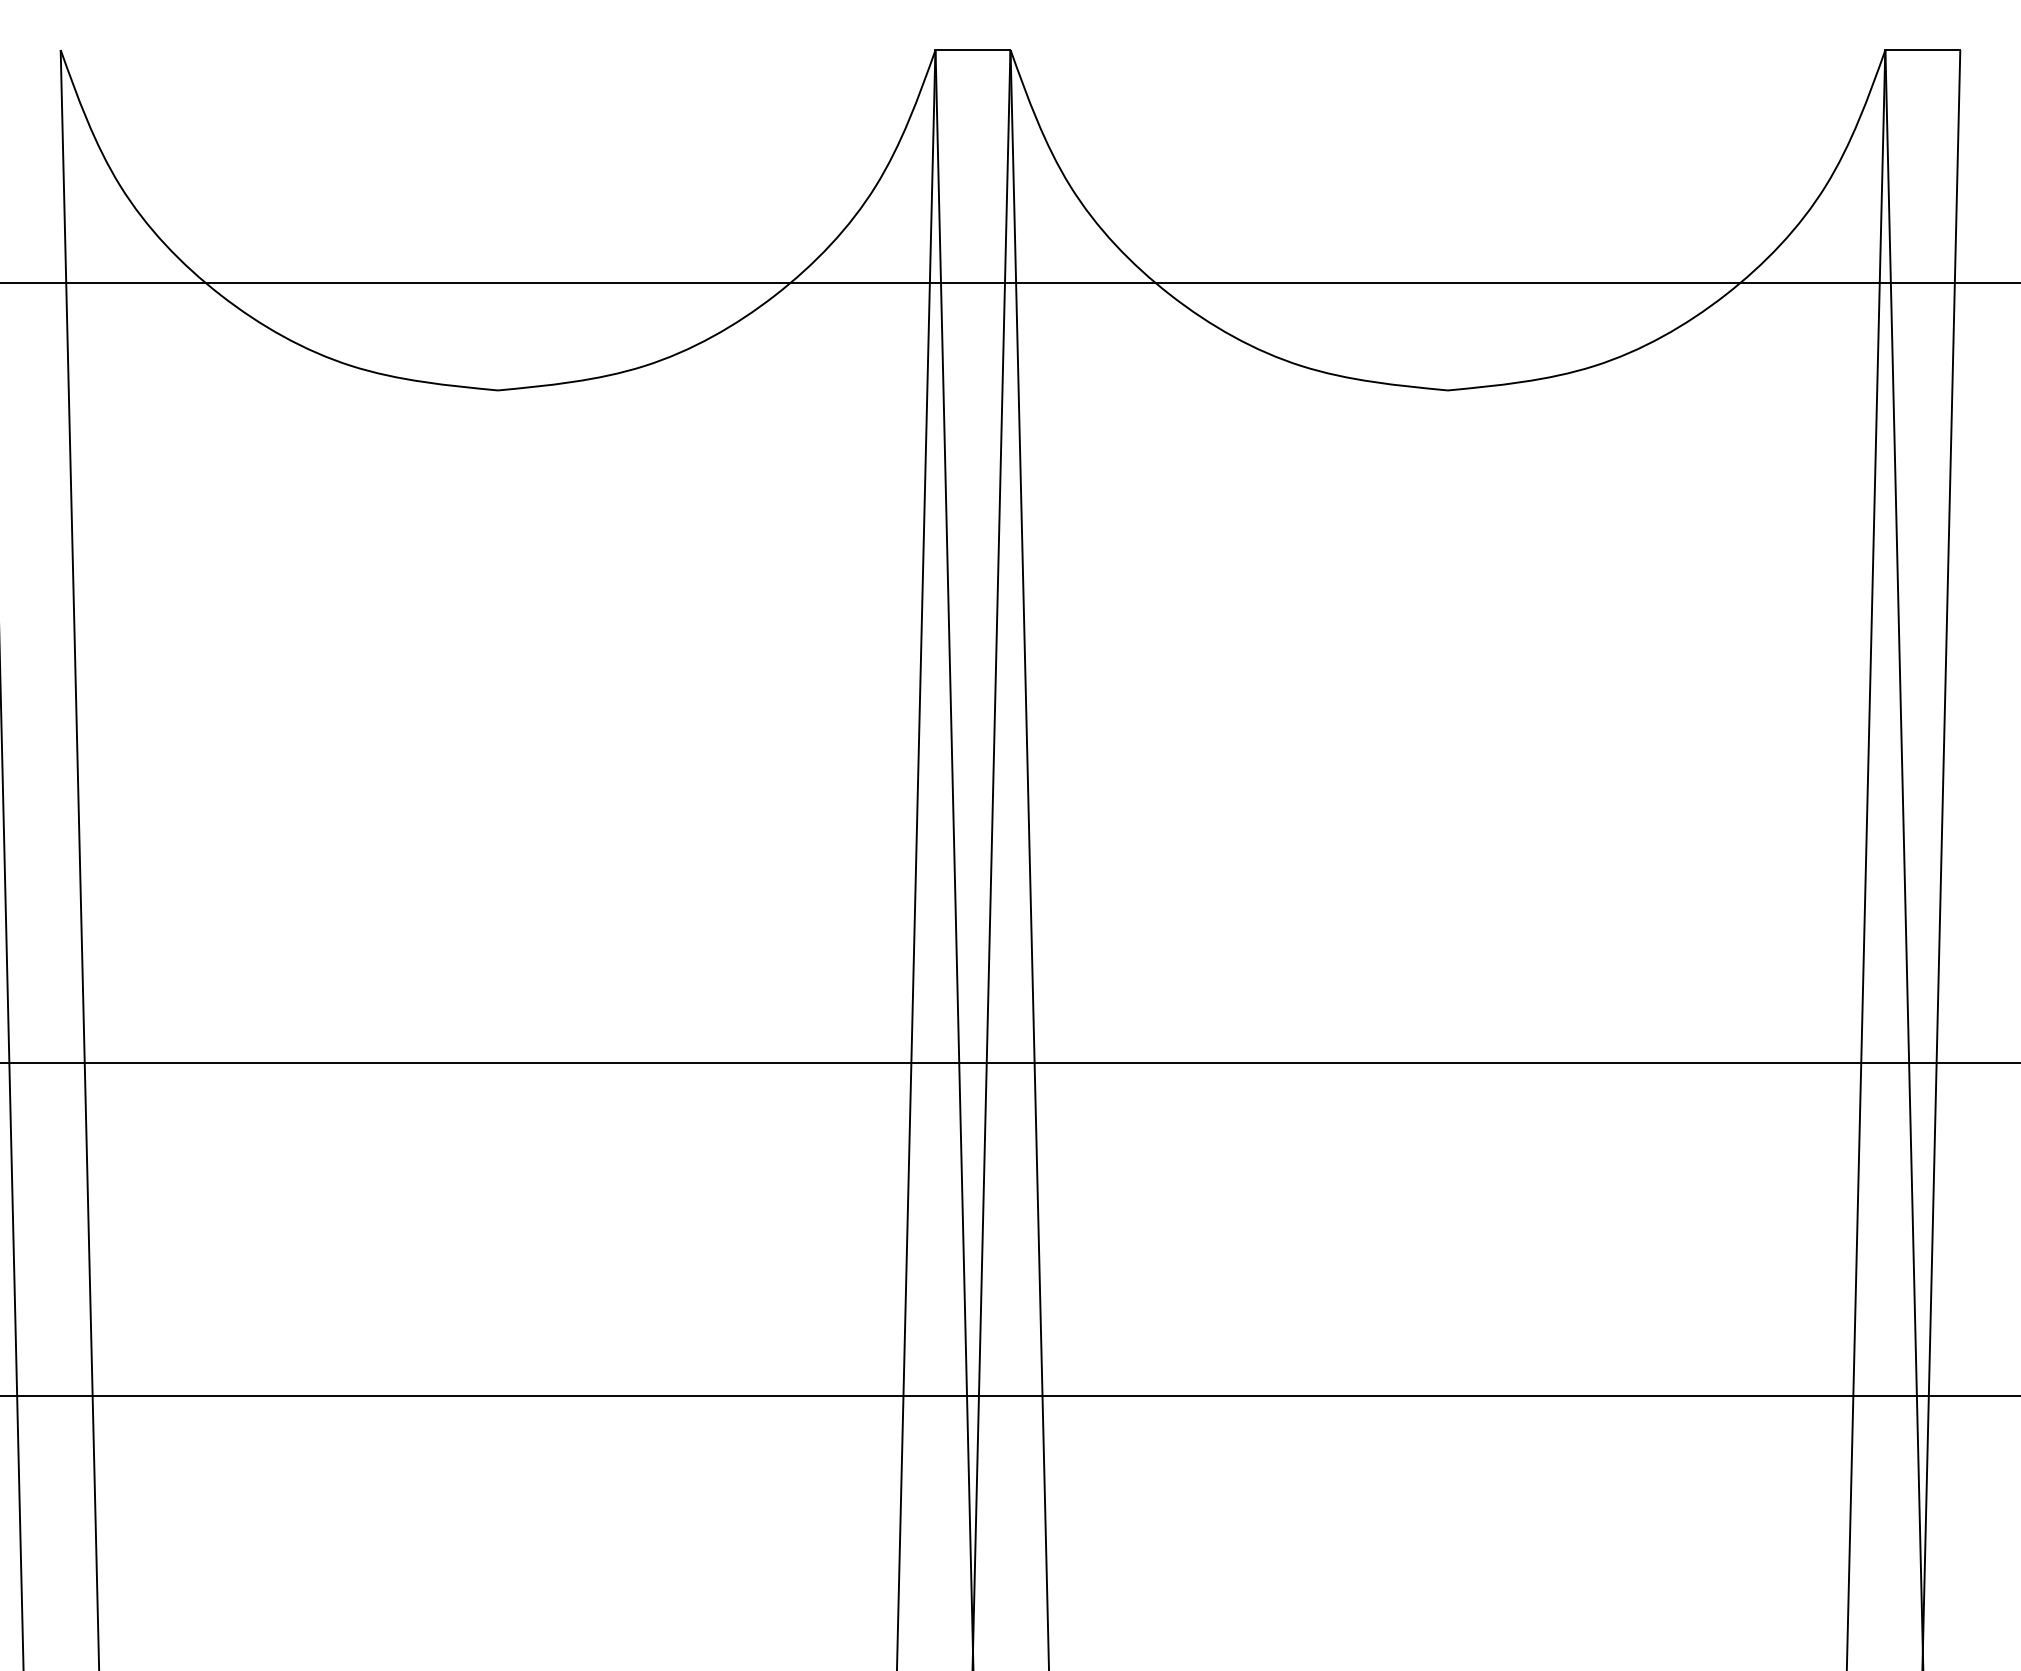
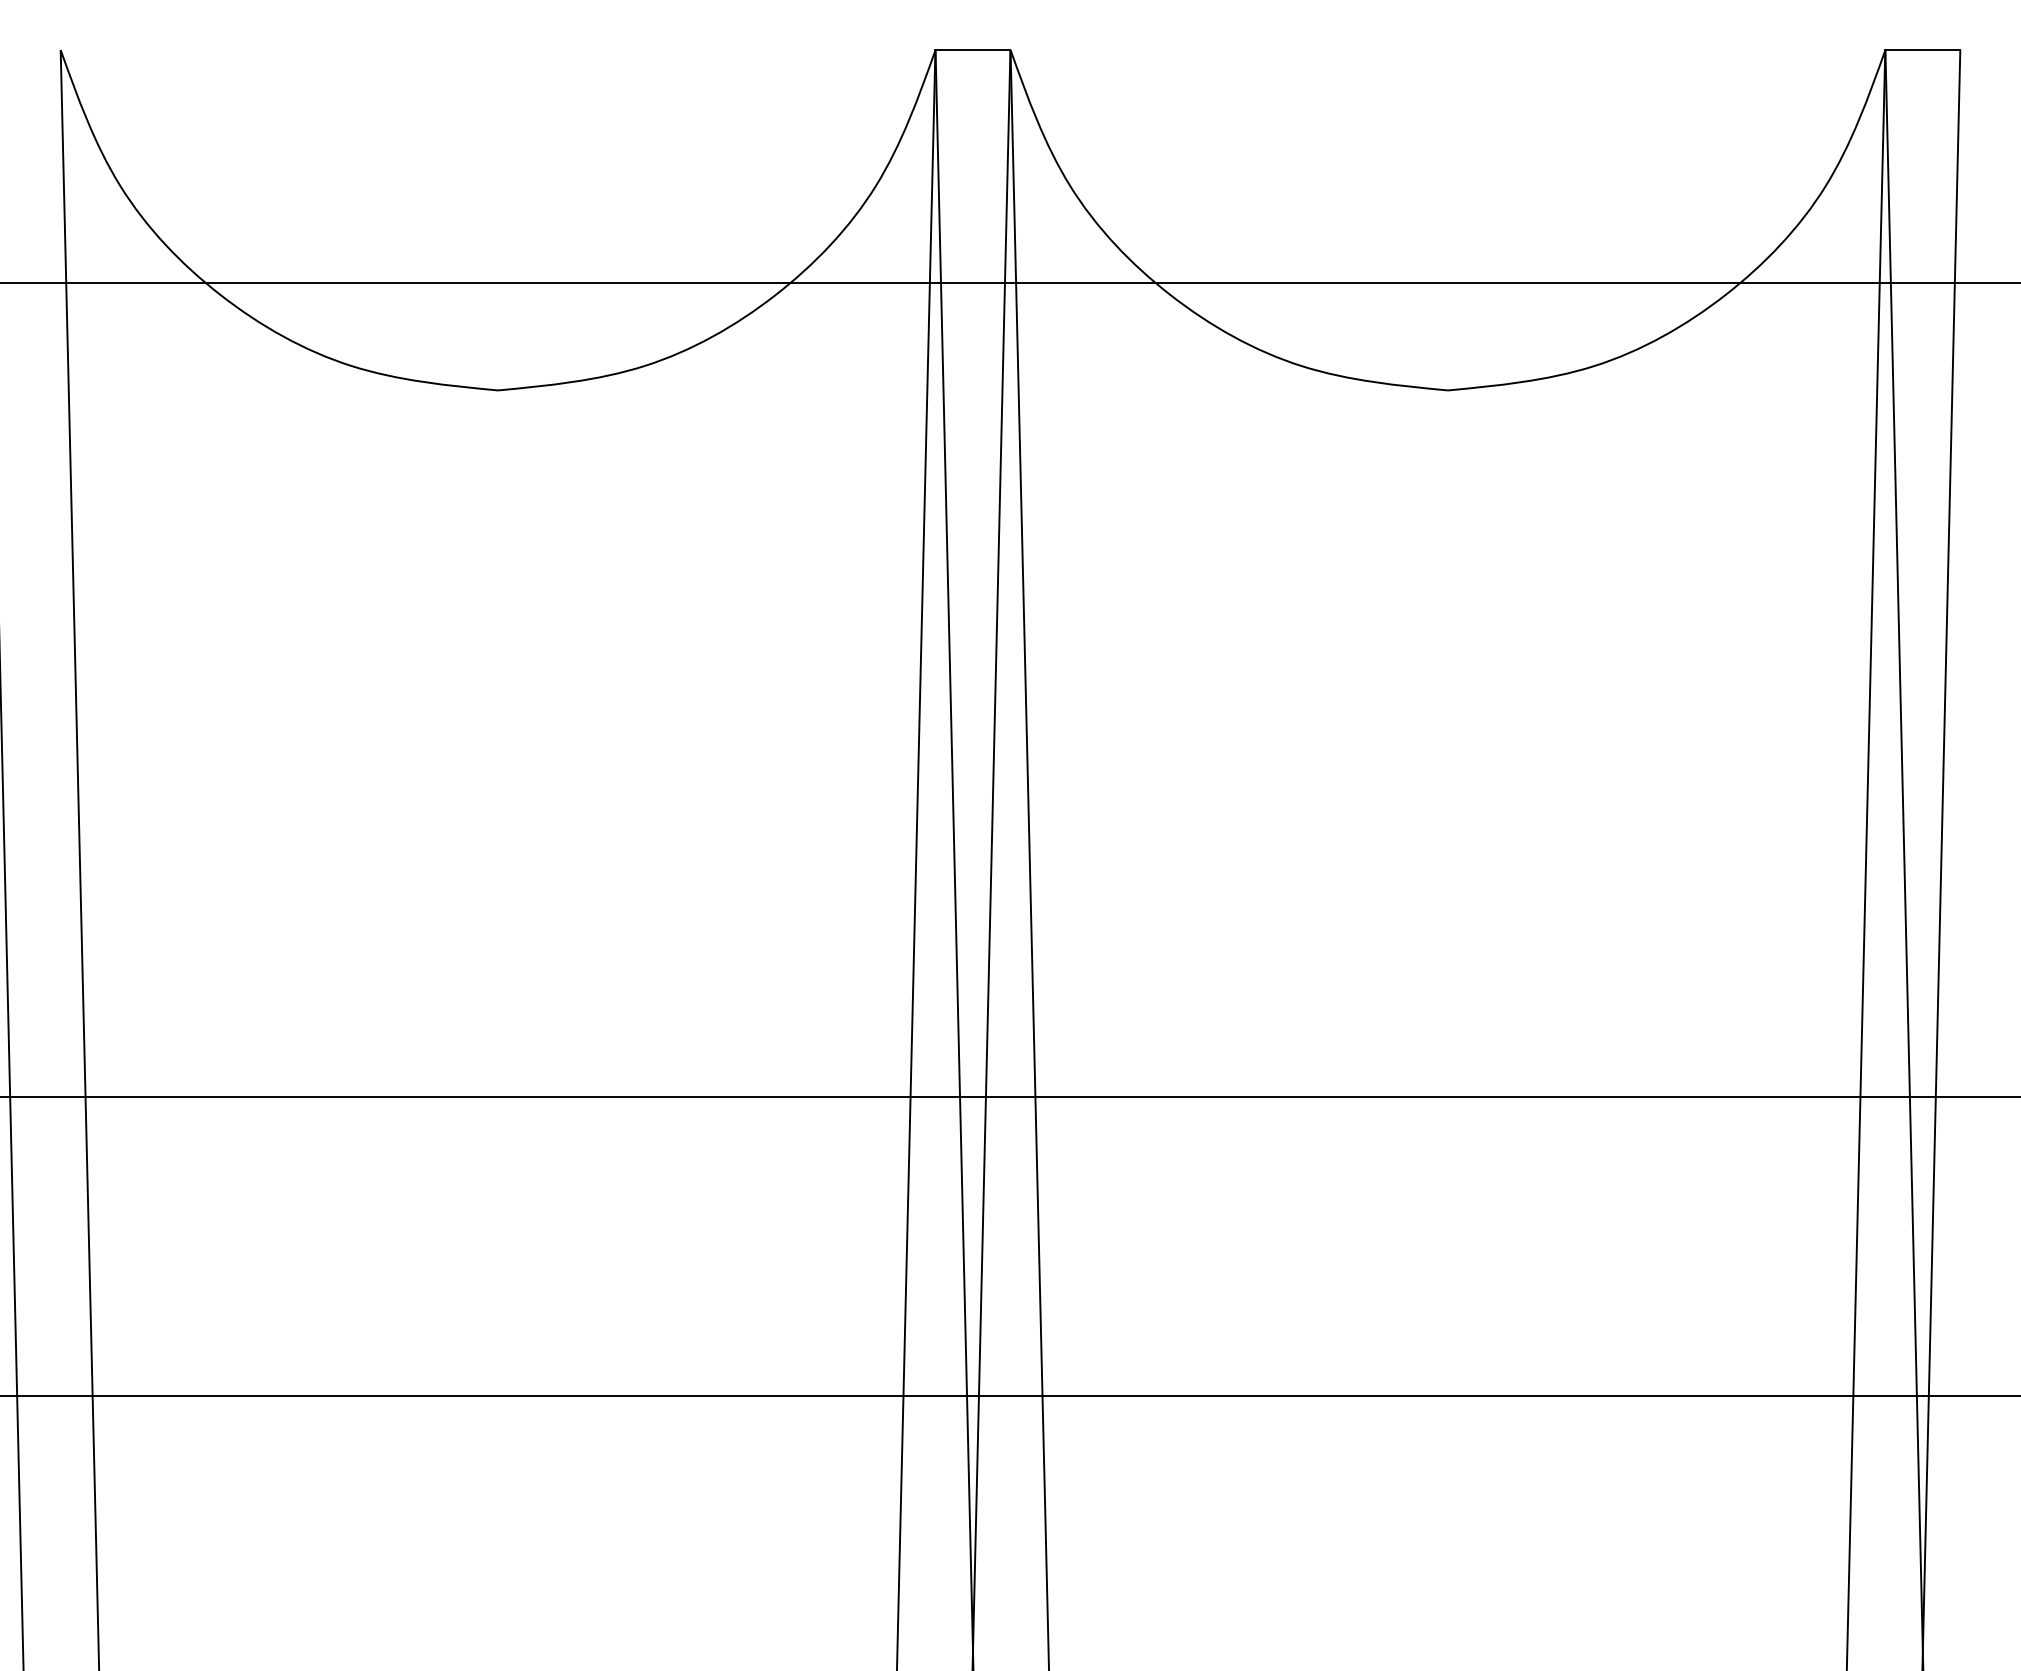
line position: (1009, 1062) -> (1009, 1096) (1009, 1096)
